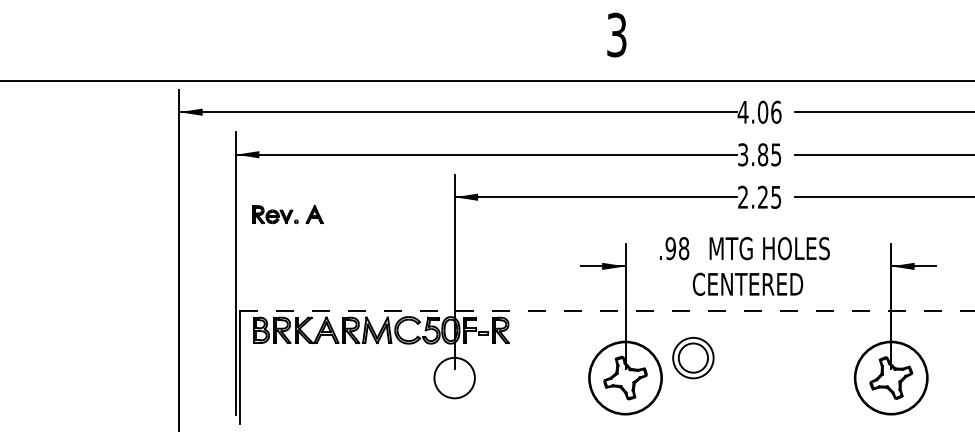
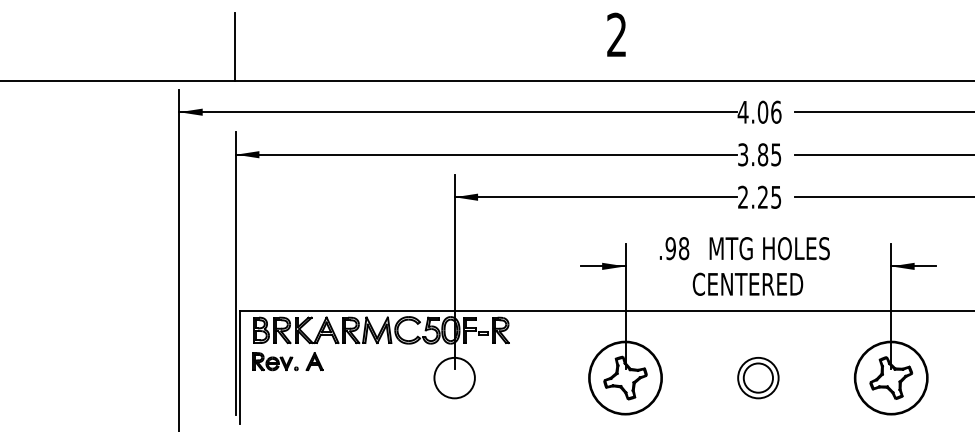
text: 3 -> 2 (616, 35)
line: none -> present (234, 46)
part position: (287, 214) -> (287, 361) (287, 361)
line: dashed -> solid (607, 310)
part position: (693, 358) -> (758, 378) (758, 378)
